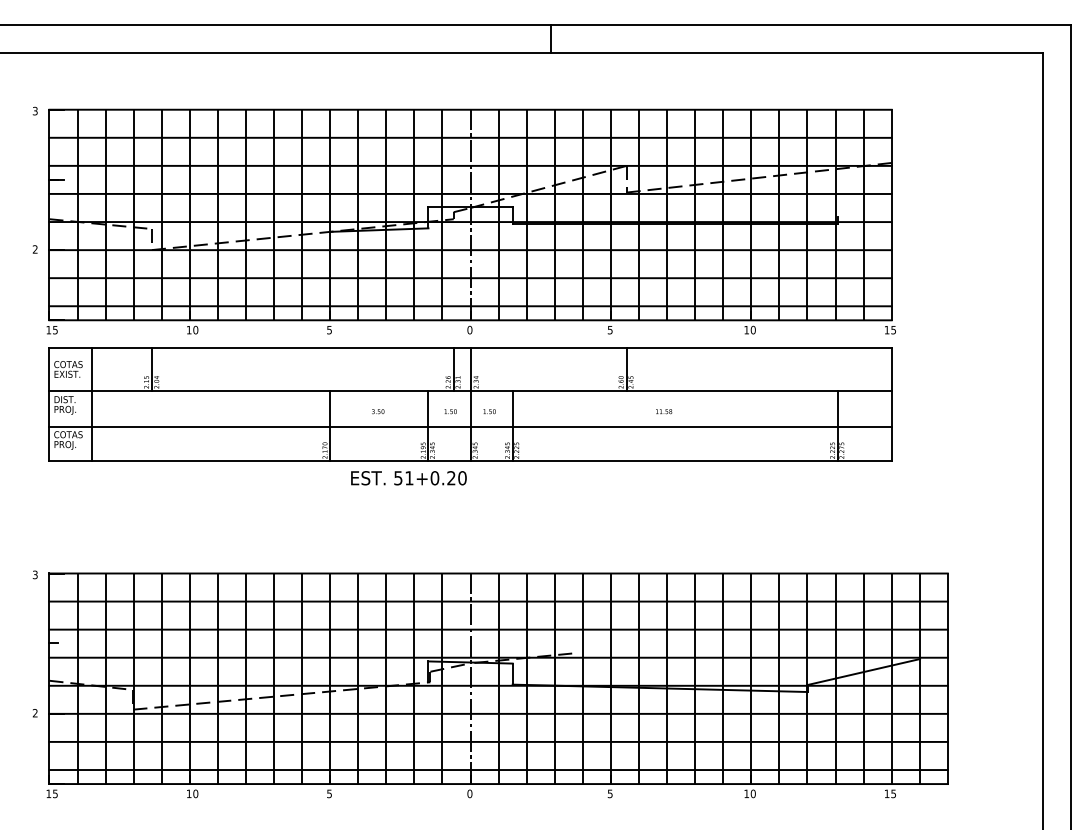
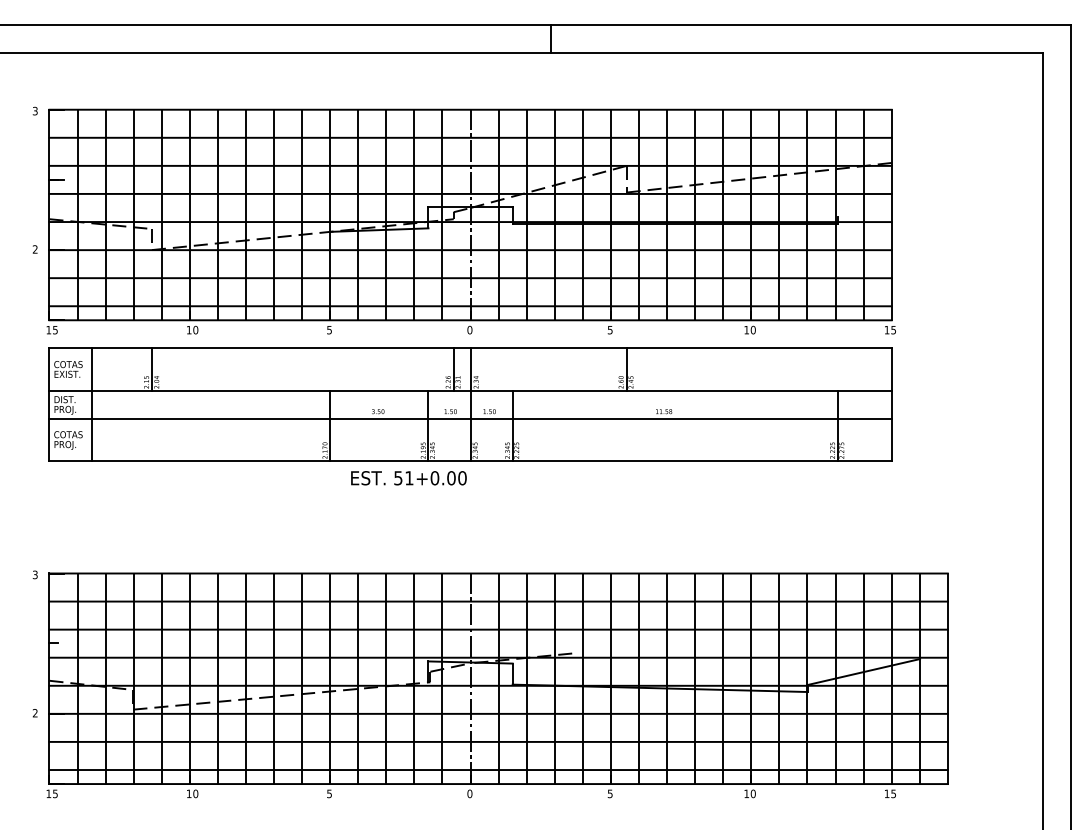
line position: (470, 426) -> (470, 418) (470, 418)
text: 51+0.20 -> 51+0.00 (451, 478)
